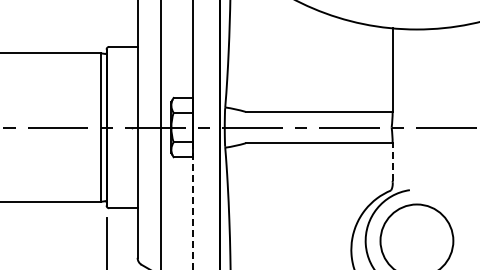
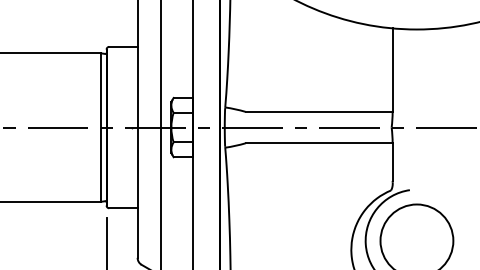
line: dashed -> solid (392, 162)
line: dashed -> solid (192, 205)
